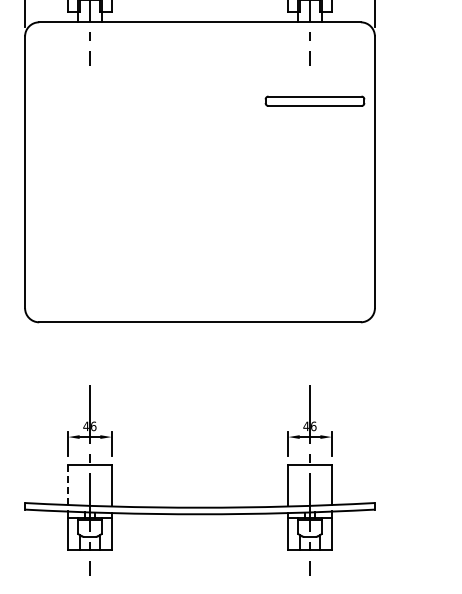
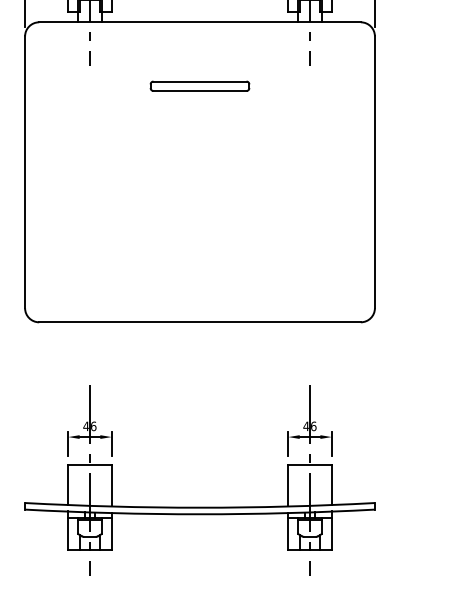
part position: (314, 100) -> (199, 85) (199, 85)
line: dashed -> solid (68, 485)
